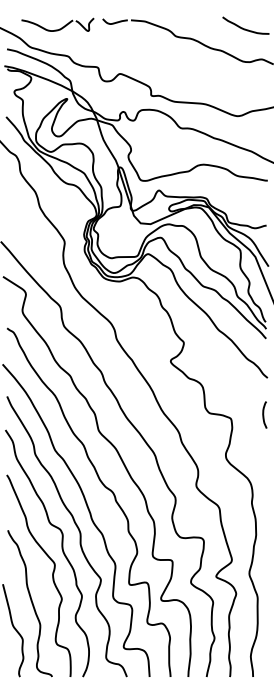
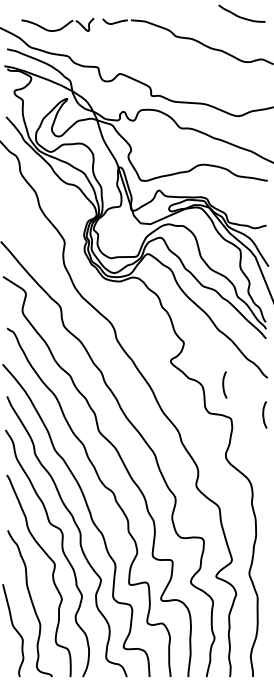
curve position: (245, 28) -> (241, 16) (241, 16)
curve: none -> present (224, 384)
